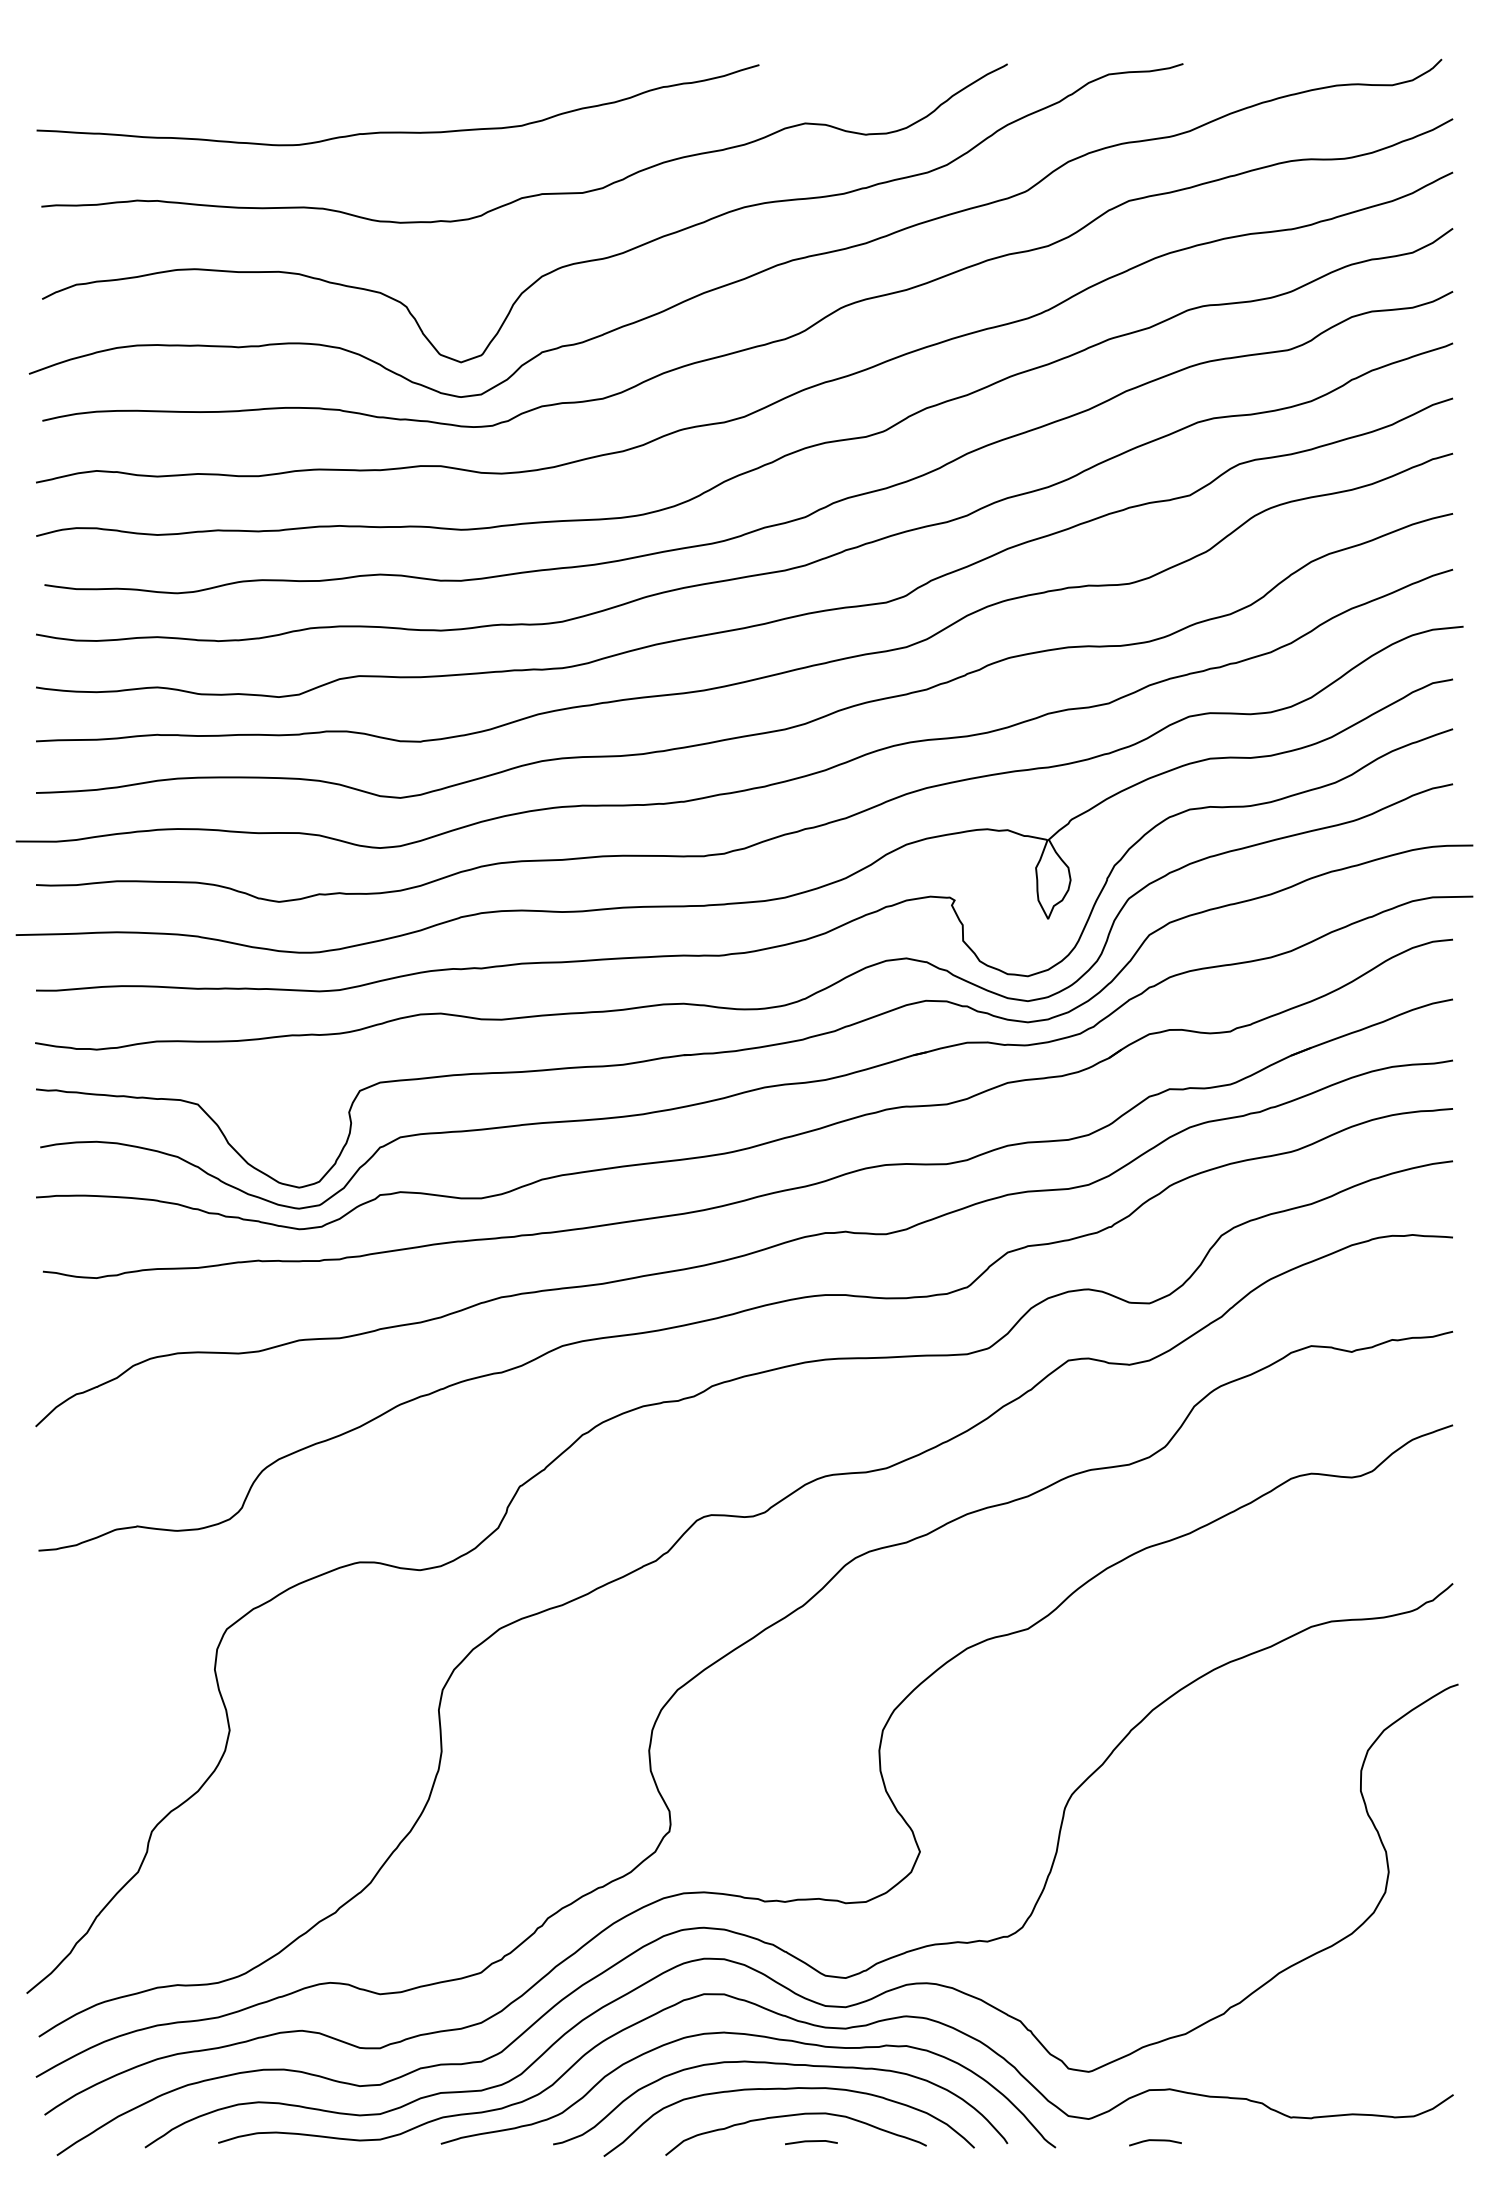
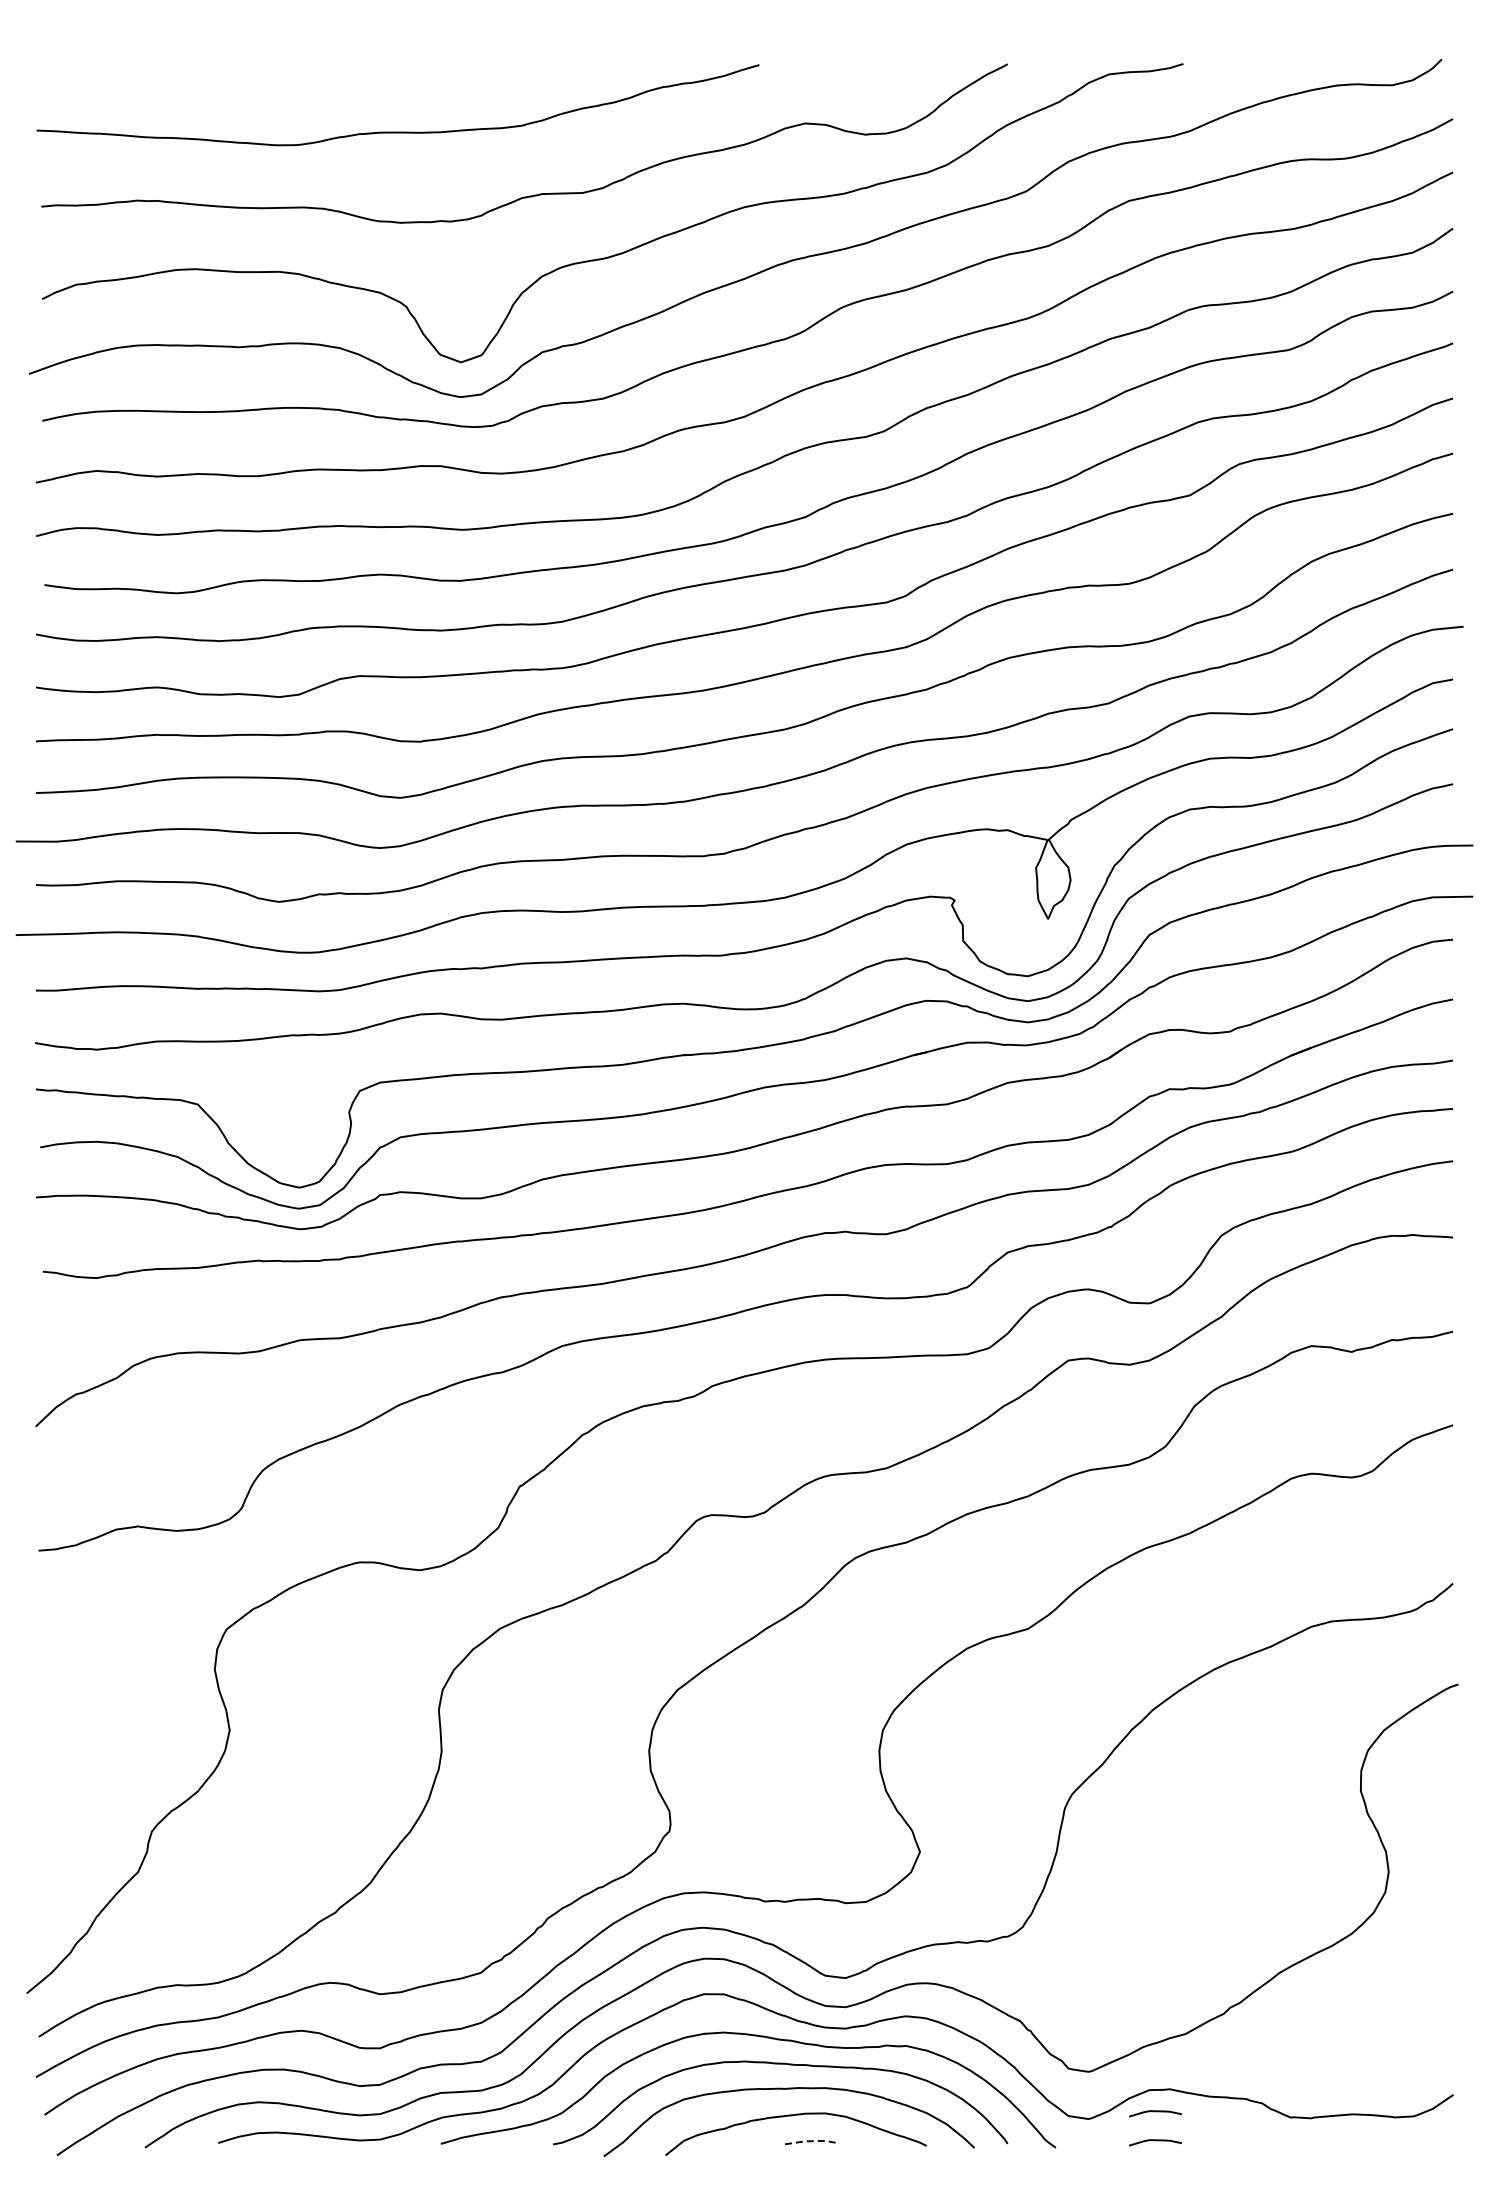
curve: none -> present (1155, 2112)
line: solid -> dashed (812, 2141)
